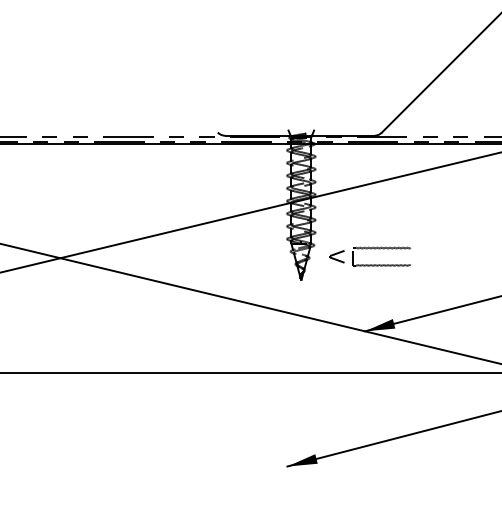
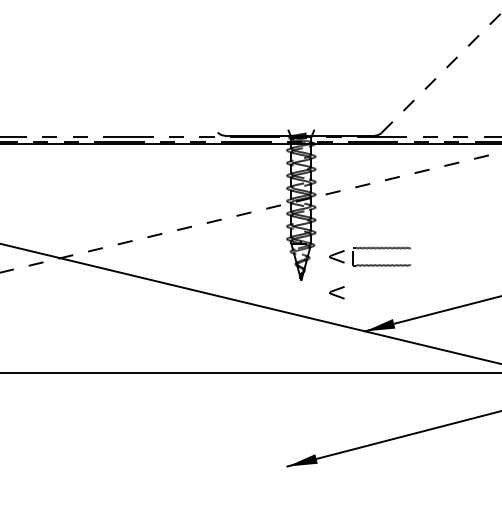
line: solid -> dashed (441, 72)
line: solid -> dashed (250, 212)
part: none -> present (336, 292)
